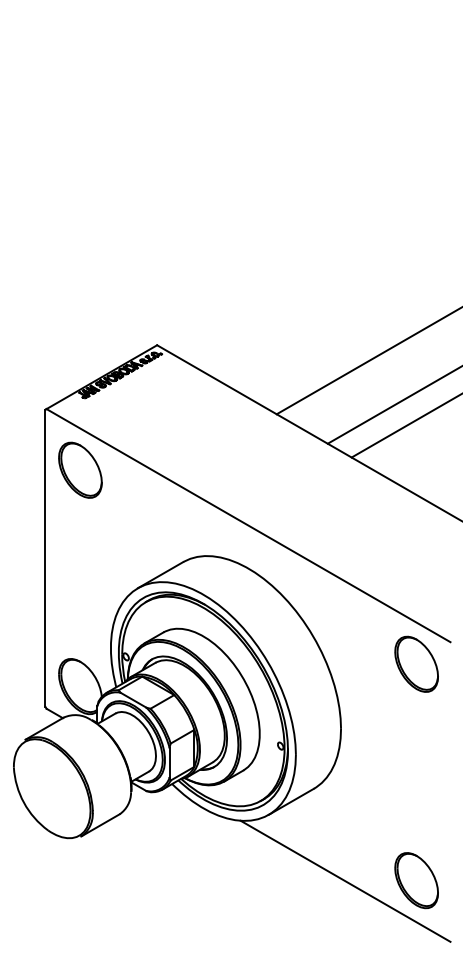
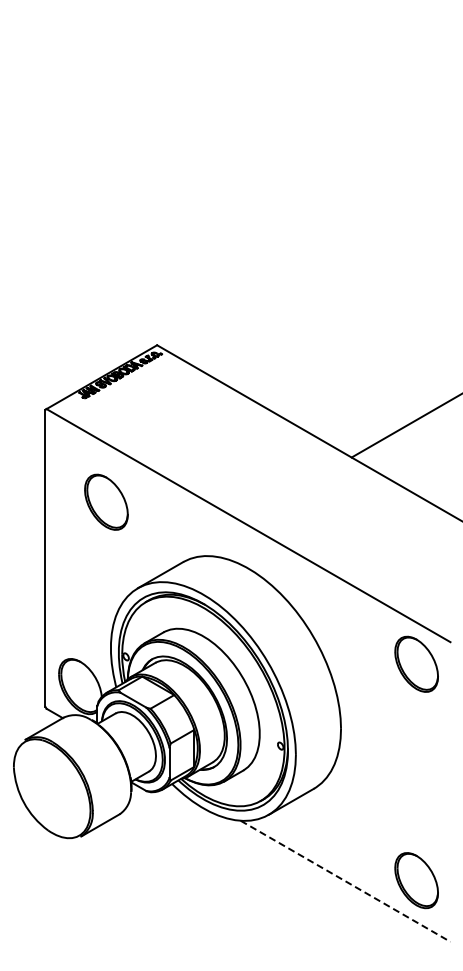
line: present -> none (367, 361)
line: present -> none (393, 405)
part position: (80, 469) -> (106, 501) (106, 501)
line: solid -> dashed (346, 881)
